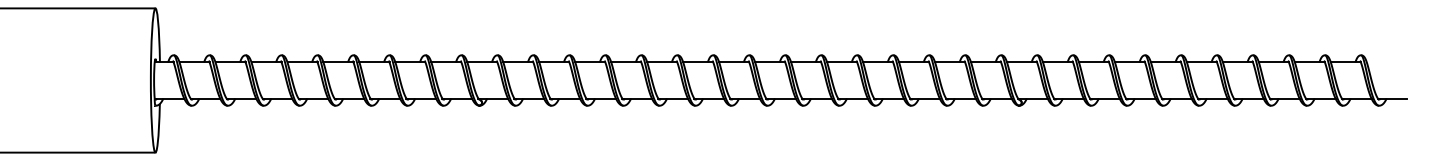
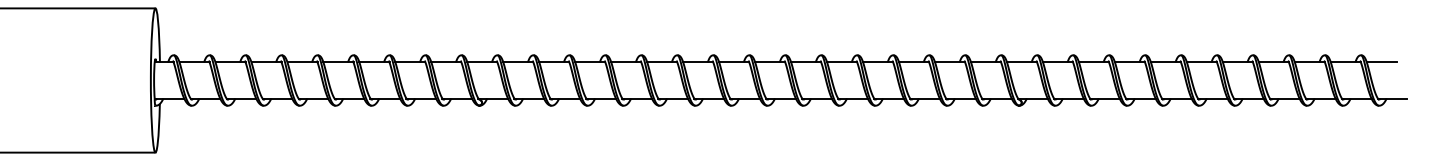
line: none -> present (1381, 62)
